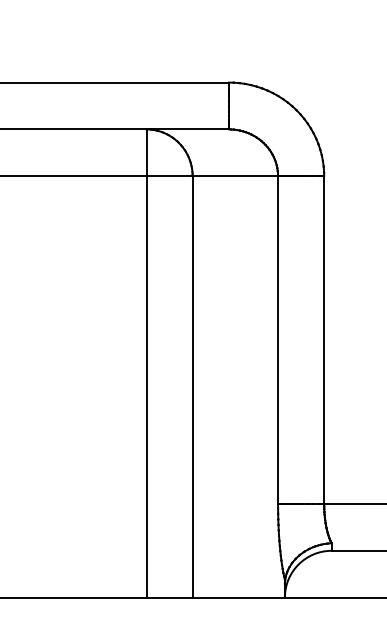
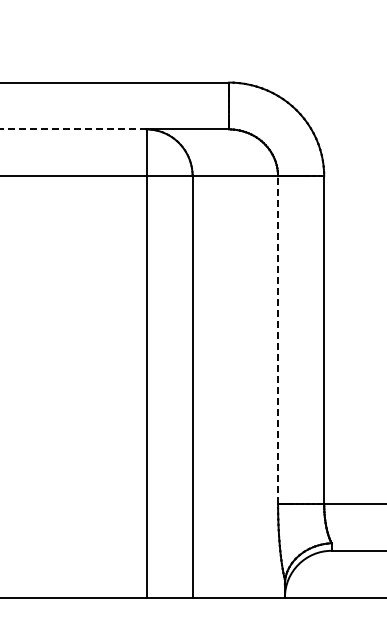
line: solid -> dashed (73, 129)
line: solid -> dashed (278, 340)
